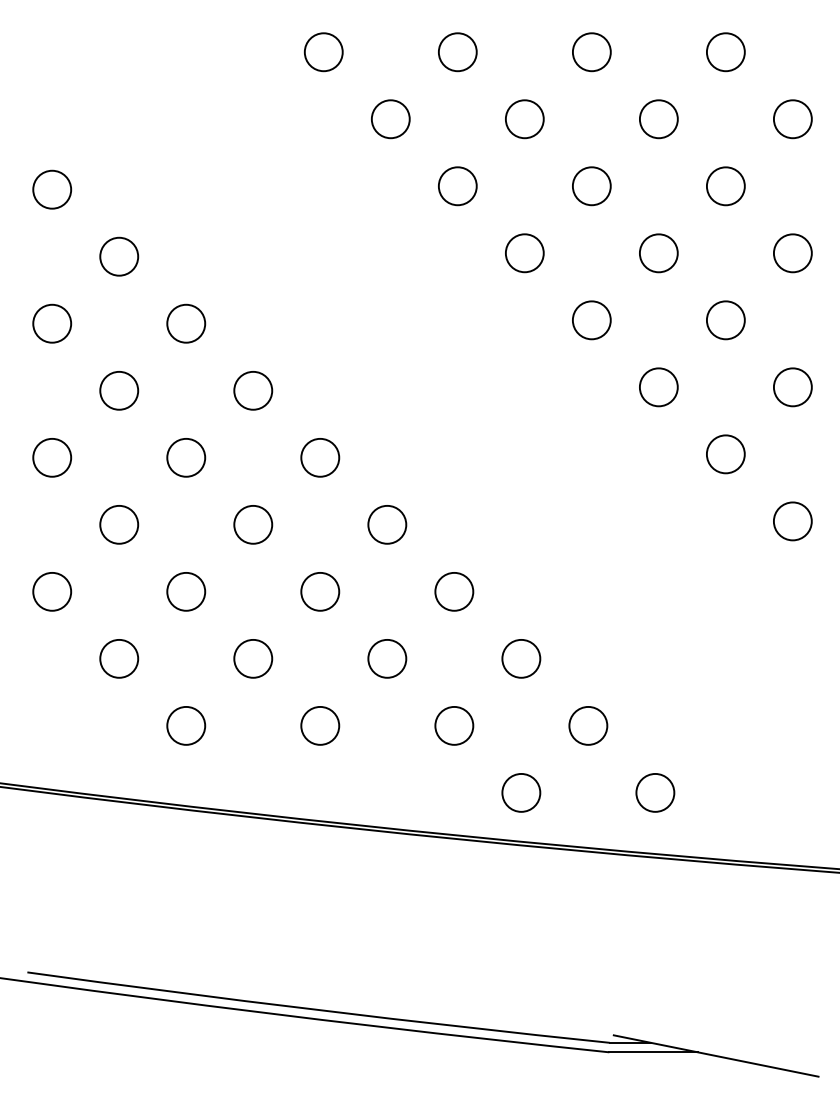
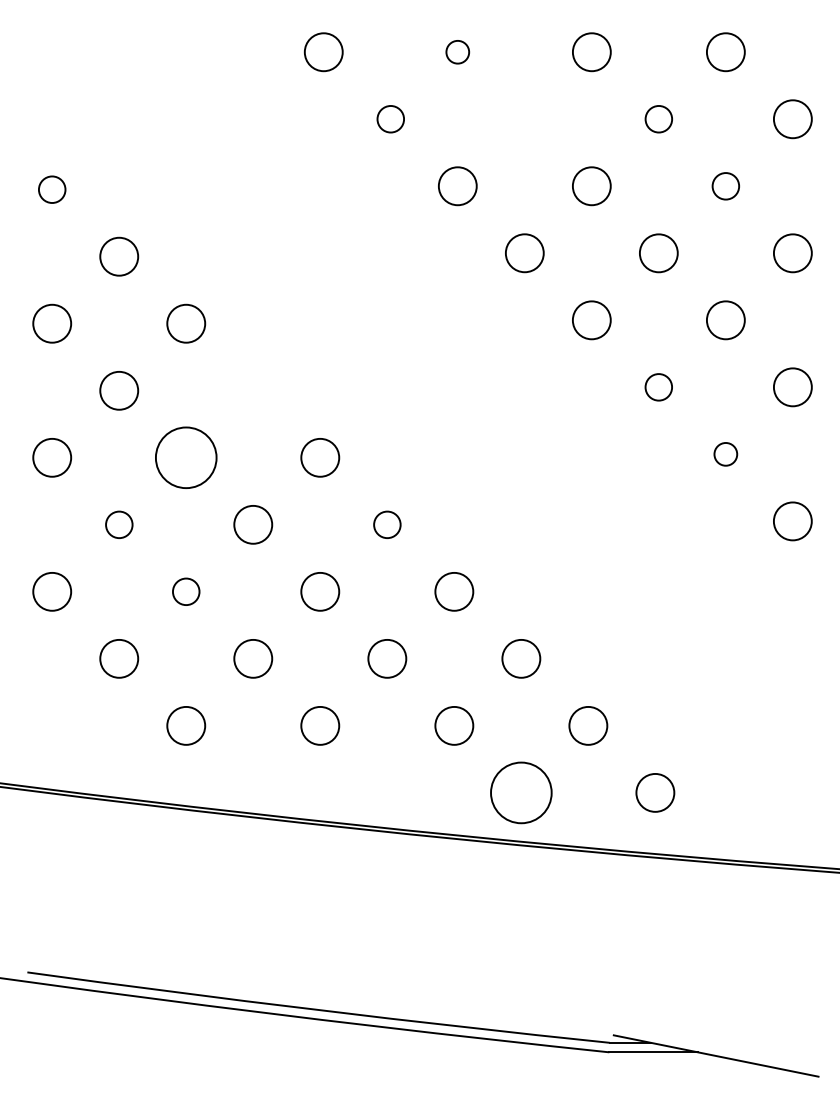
circle diameter: 38 px -> 23 px (457, 51)
circle diameter: 38 px -> 27 px (390, 118)
circle: present -> none (524, 119)
circle diameter: 38 px -> 27 px (658, 118)
circle diameter: 38 px -> 27 px (725, 186)
circle diameter: 38 px -> 27 px (51, 189)
circle diameter: 38 px -> 27 px (658, 387)
circle: present -> none (253, 390)
circle diameter: 38 px -> 23 px (725, 453)
circle diameter: 38 px -> 61 px (185, 457)
circle size: 41x40 px -> 29x29 px (119, 524)
circle size: 41x40 px -> 29x29 px (387, 524)
circle diameter: 38 px -> 27 px (185, 591)
circle diameter: 38 px -> 61 px (521, 792)
